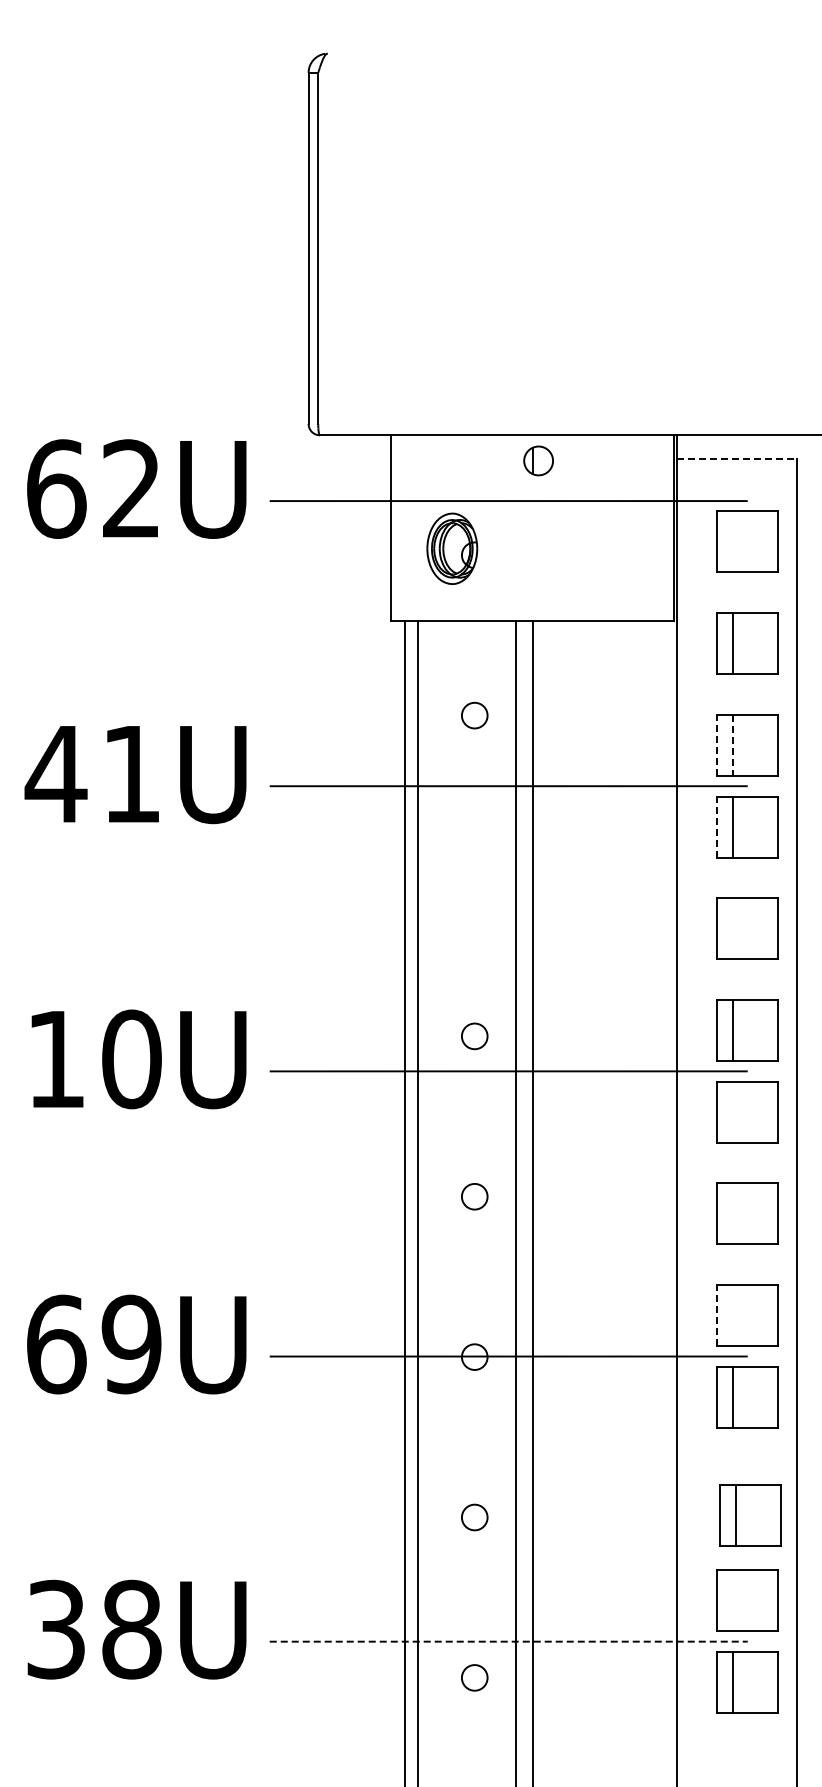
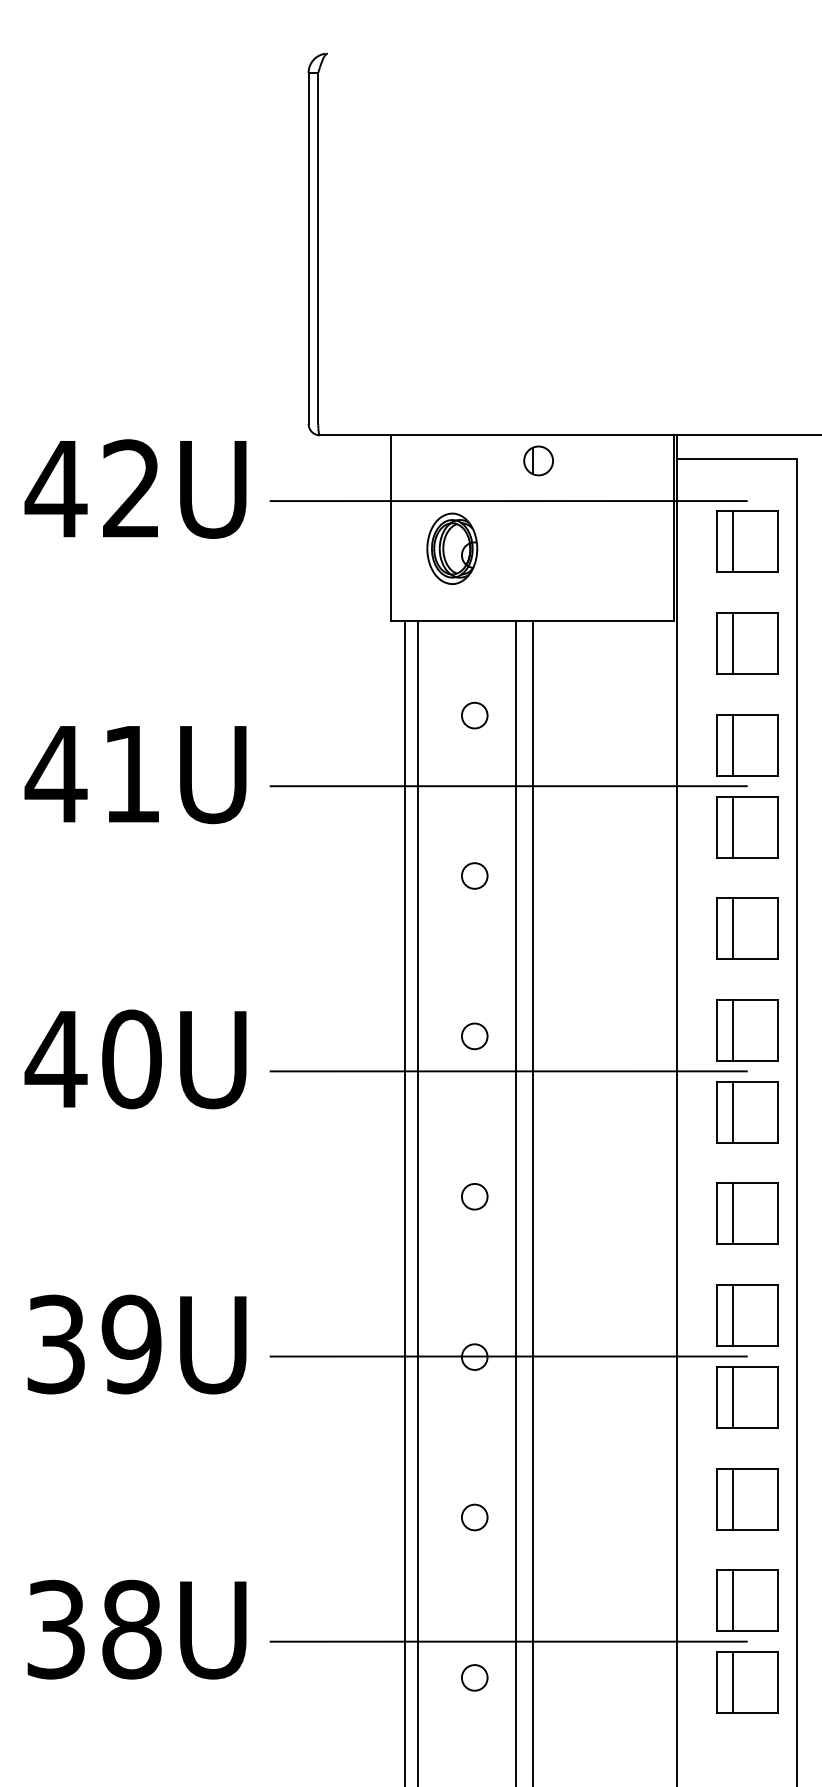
line: dashed -> solid (737, 459)
text: 62U -> 42U (55, 488)
line: none -> present (733, 541)
line: dashed -> solid (717, 744)
line: dashed -> solid (733, 745)
line: dashed -> solid (717, 826)
circle: none -> present (474, 875)
line: none -> present (733, 928)
text: 10U -> 40U (55, 1059)
line: none -> present (733, 1111)
line: none -> present (733, 1213)
line: dashed -> solid (717, 1315)
line: none -> present (733, 1315)
text: 69U -> 39U (56, 1344)
part position: (750, 1515) -> (747, 1499) (747, 1499)
line: none -> present (733, 1600)
line: dashed -> solid (508, 1641)
